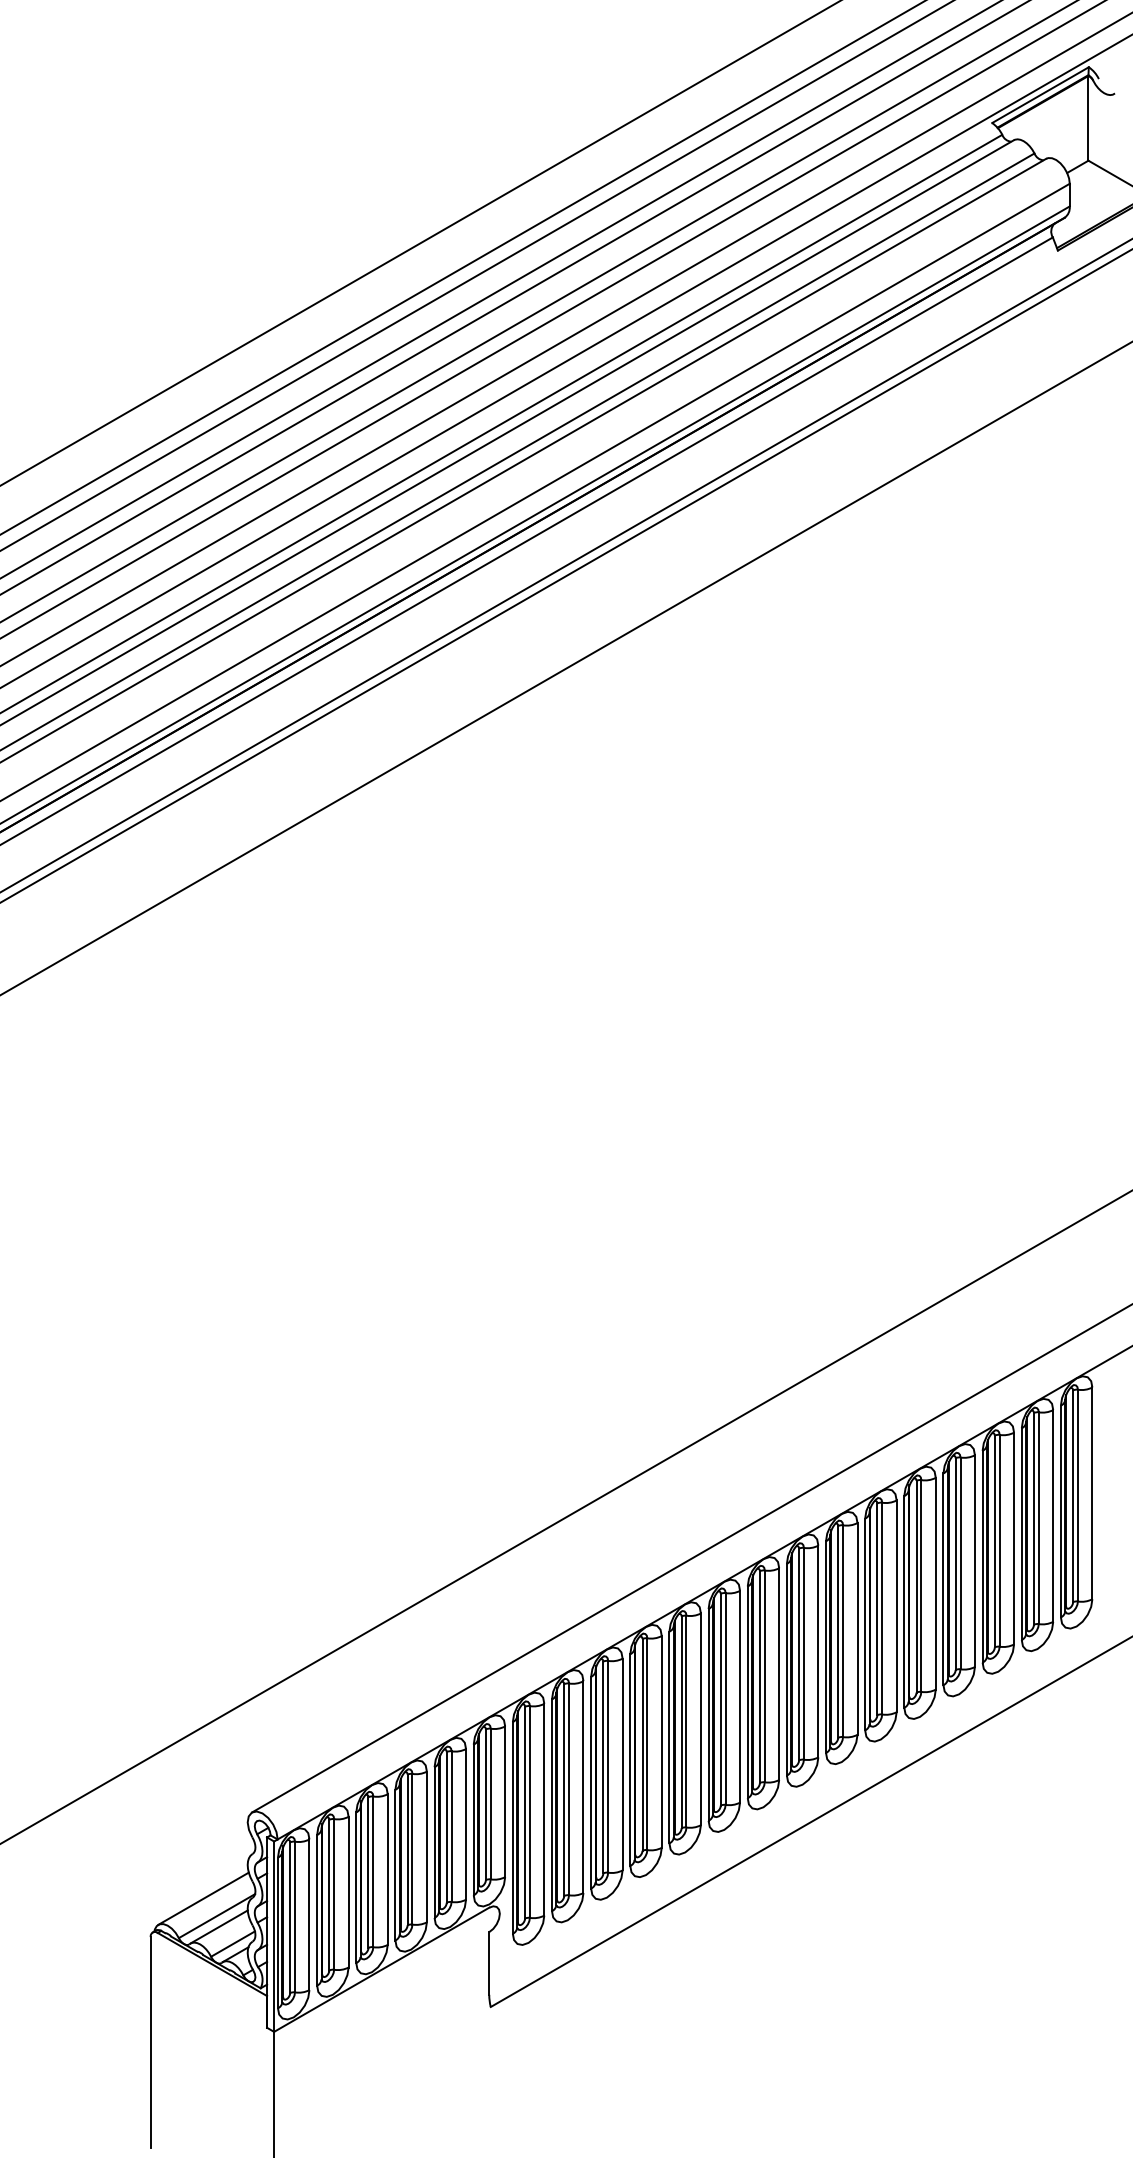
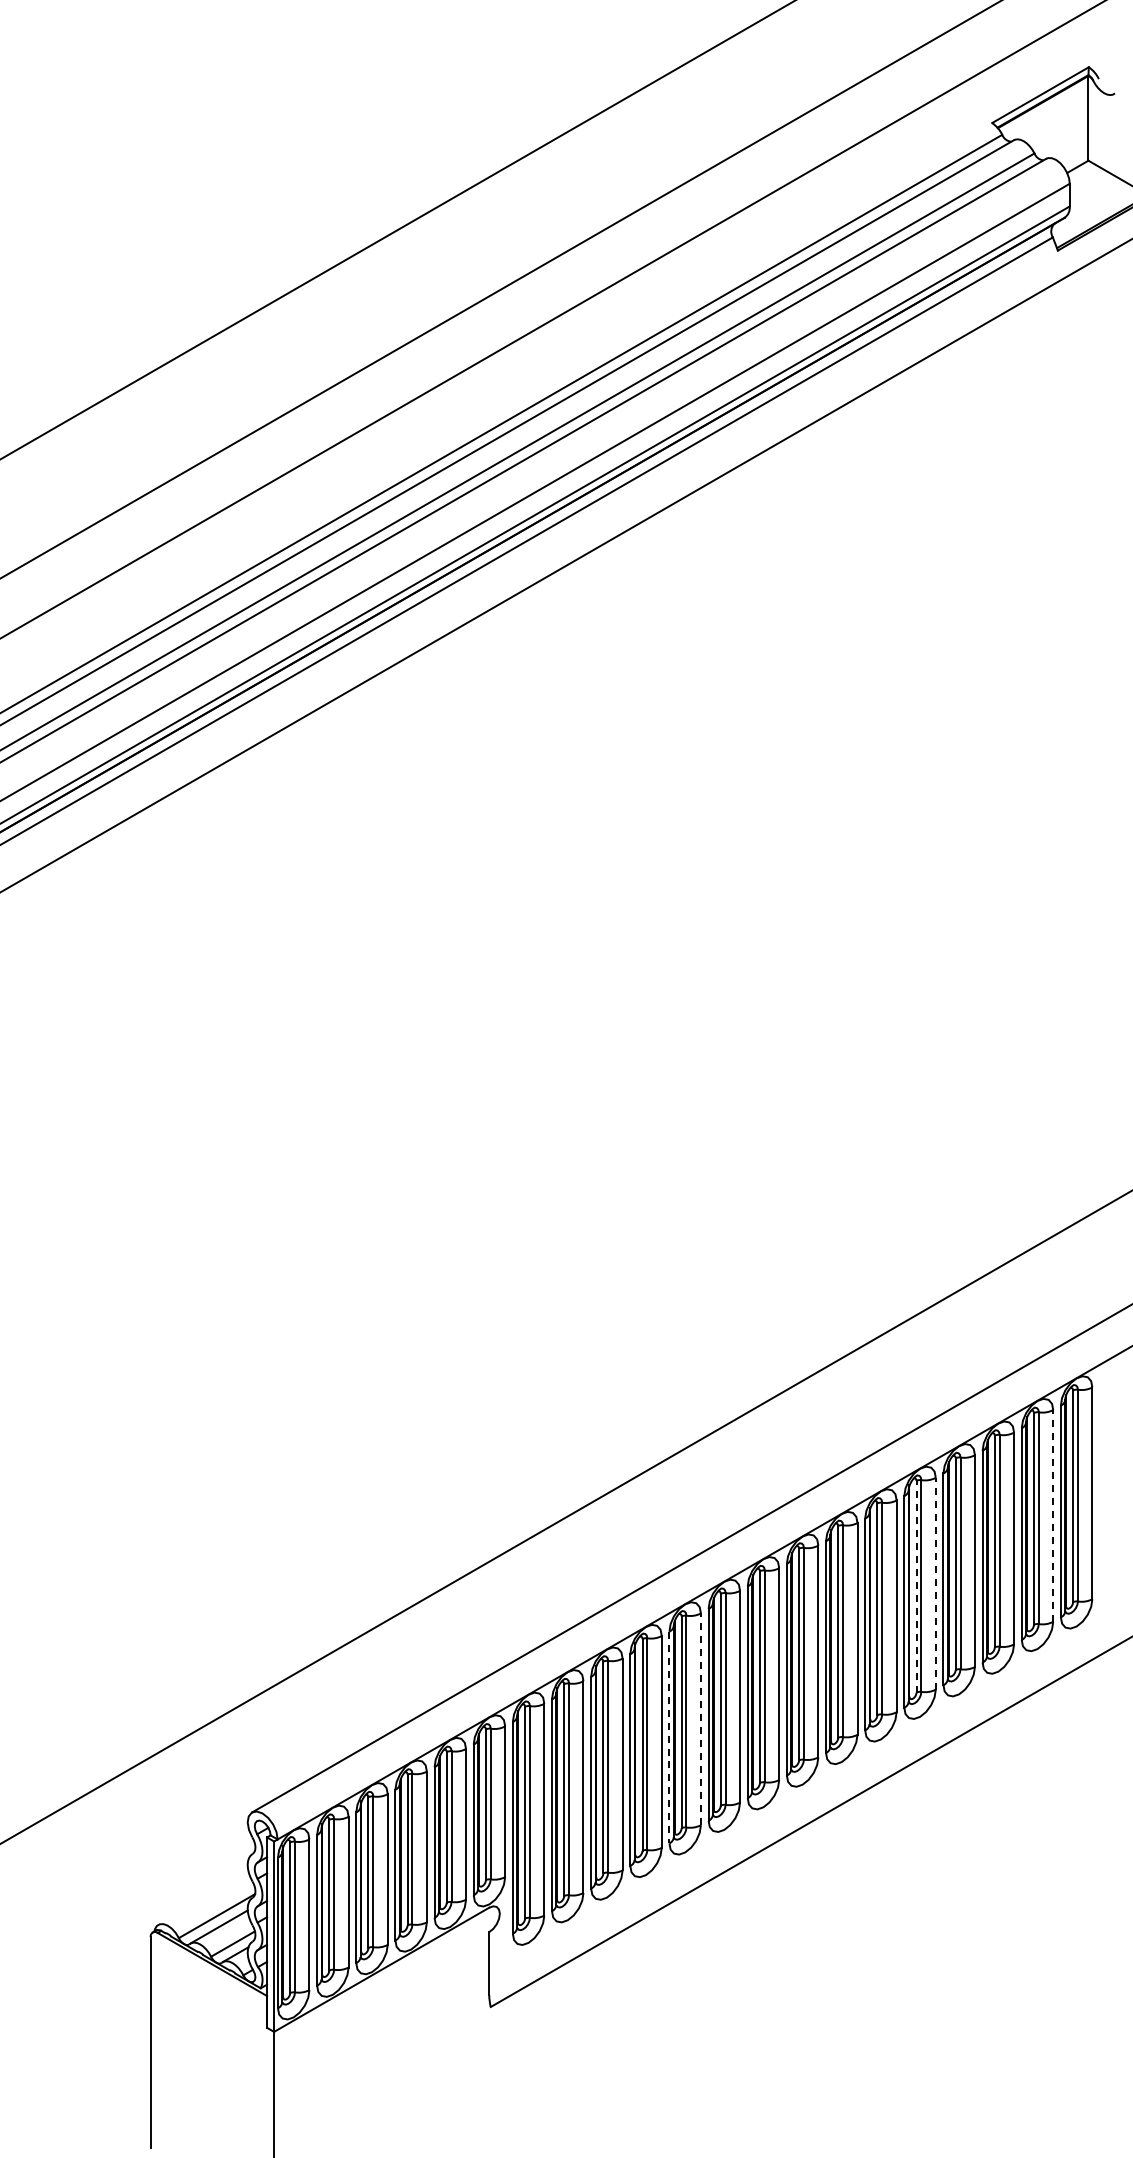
line position: (419, 243) -> (397, 230) (397, 230)
line: present -> none (462, 267)
line: present -> none (476, 275)
line: present -> none (514, 297)
line: present -> none (538, 311)
line: present -> none (565, 339)
line: present -> none (565, 361)
line: present -> none (565, 576)
line: present -> none (565, 668)
line: solid -> dashed (1053, 1515)
line: solid -> dashed (935, 1583)
line: solid -> dashed (916, 1586)
line: solid -> dashed (700, 1719)
line: solid -> dashed (669, 1737)
line: present -> none (203, 1898)
